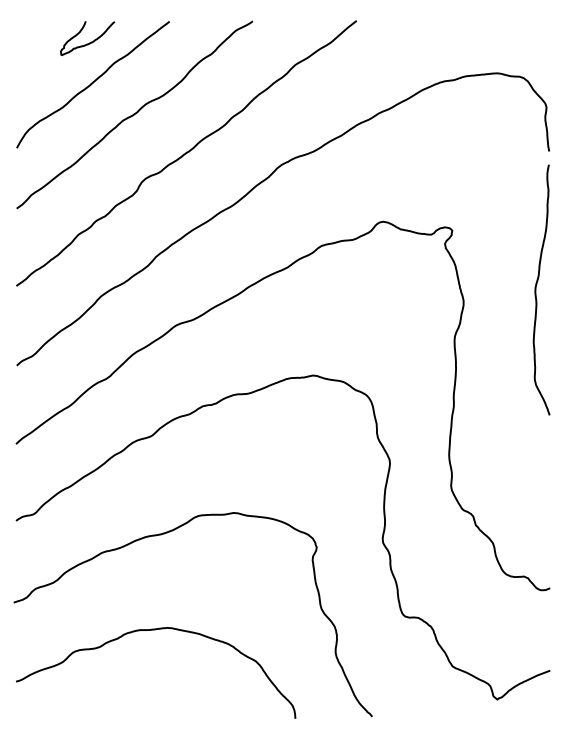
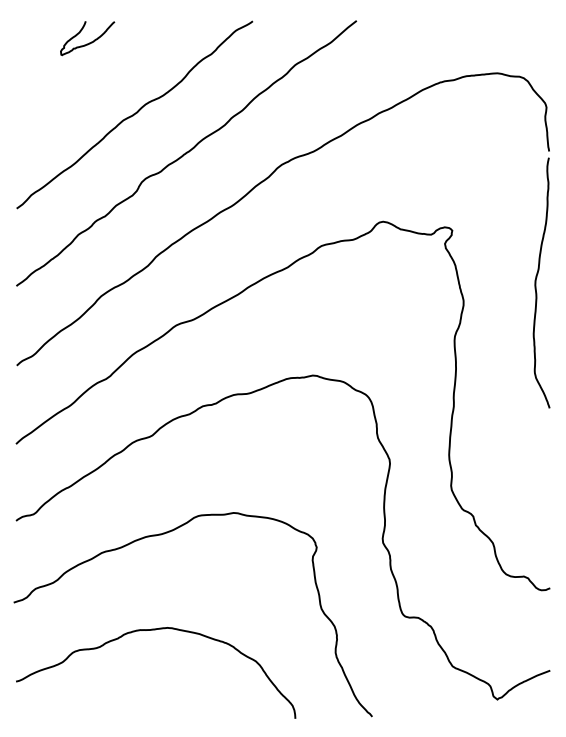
curve: present -> none (92, 84)
curve position: (536, 289) -> (536, 282) (536, 282)
